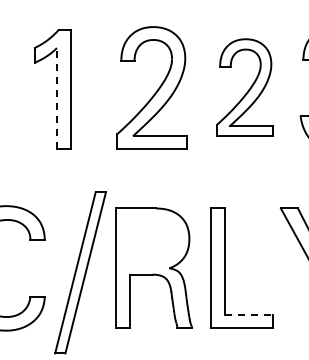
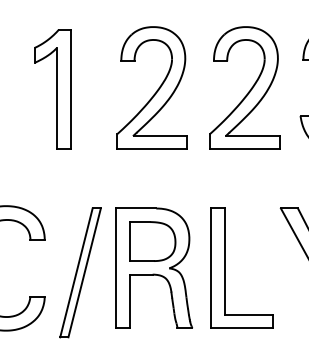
part size: 58x99 px -> 72x124 px (244, 87)
line: dashed -> solid (56, 97)
part: none -> present (152, 241)
part size: 53x164 px -> 43x132 px (80, 272)
line: dashed -> solid (249, 314)
